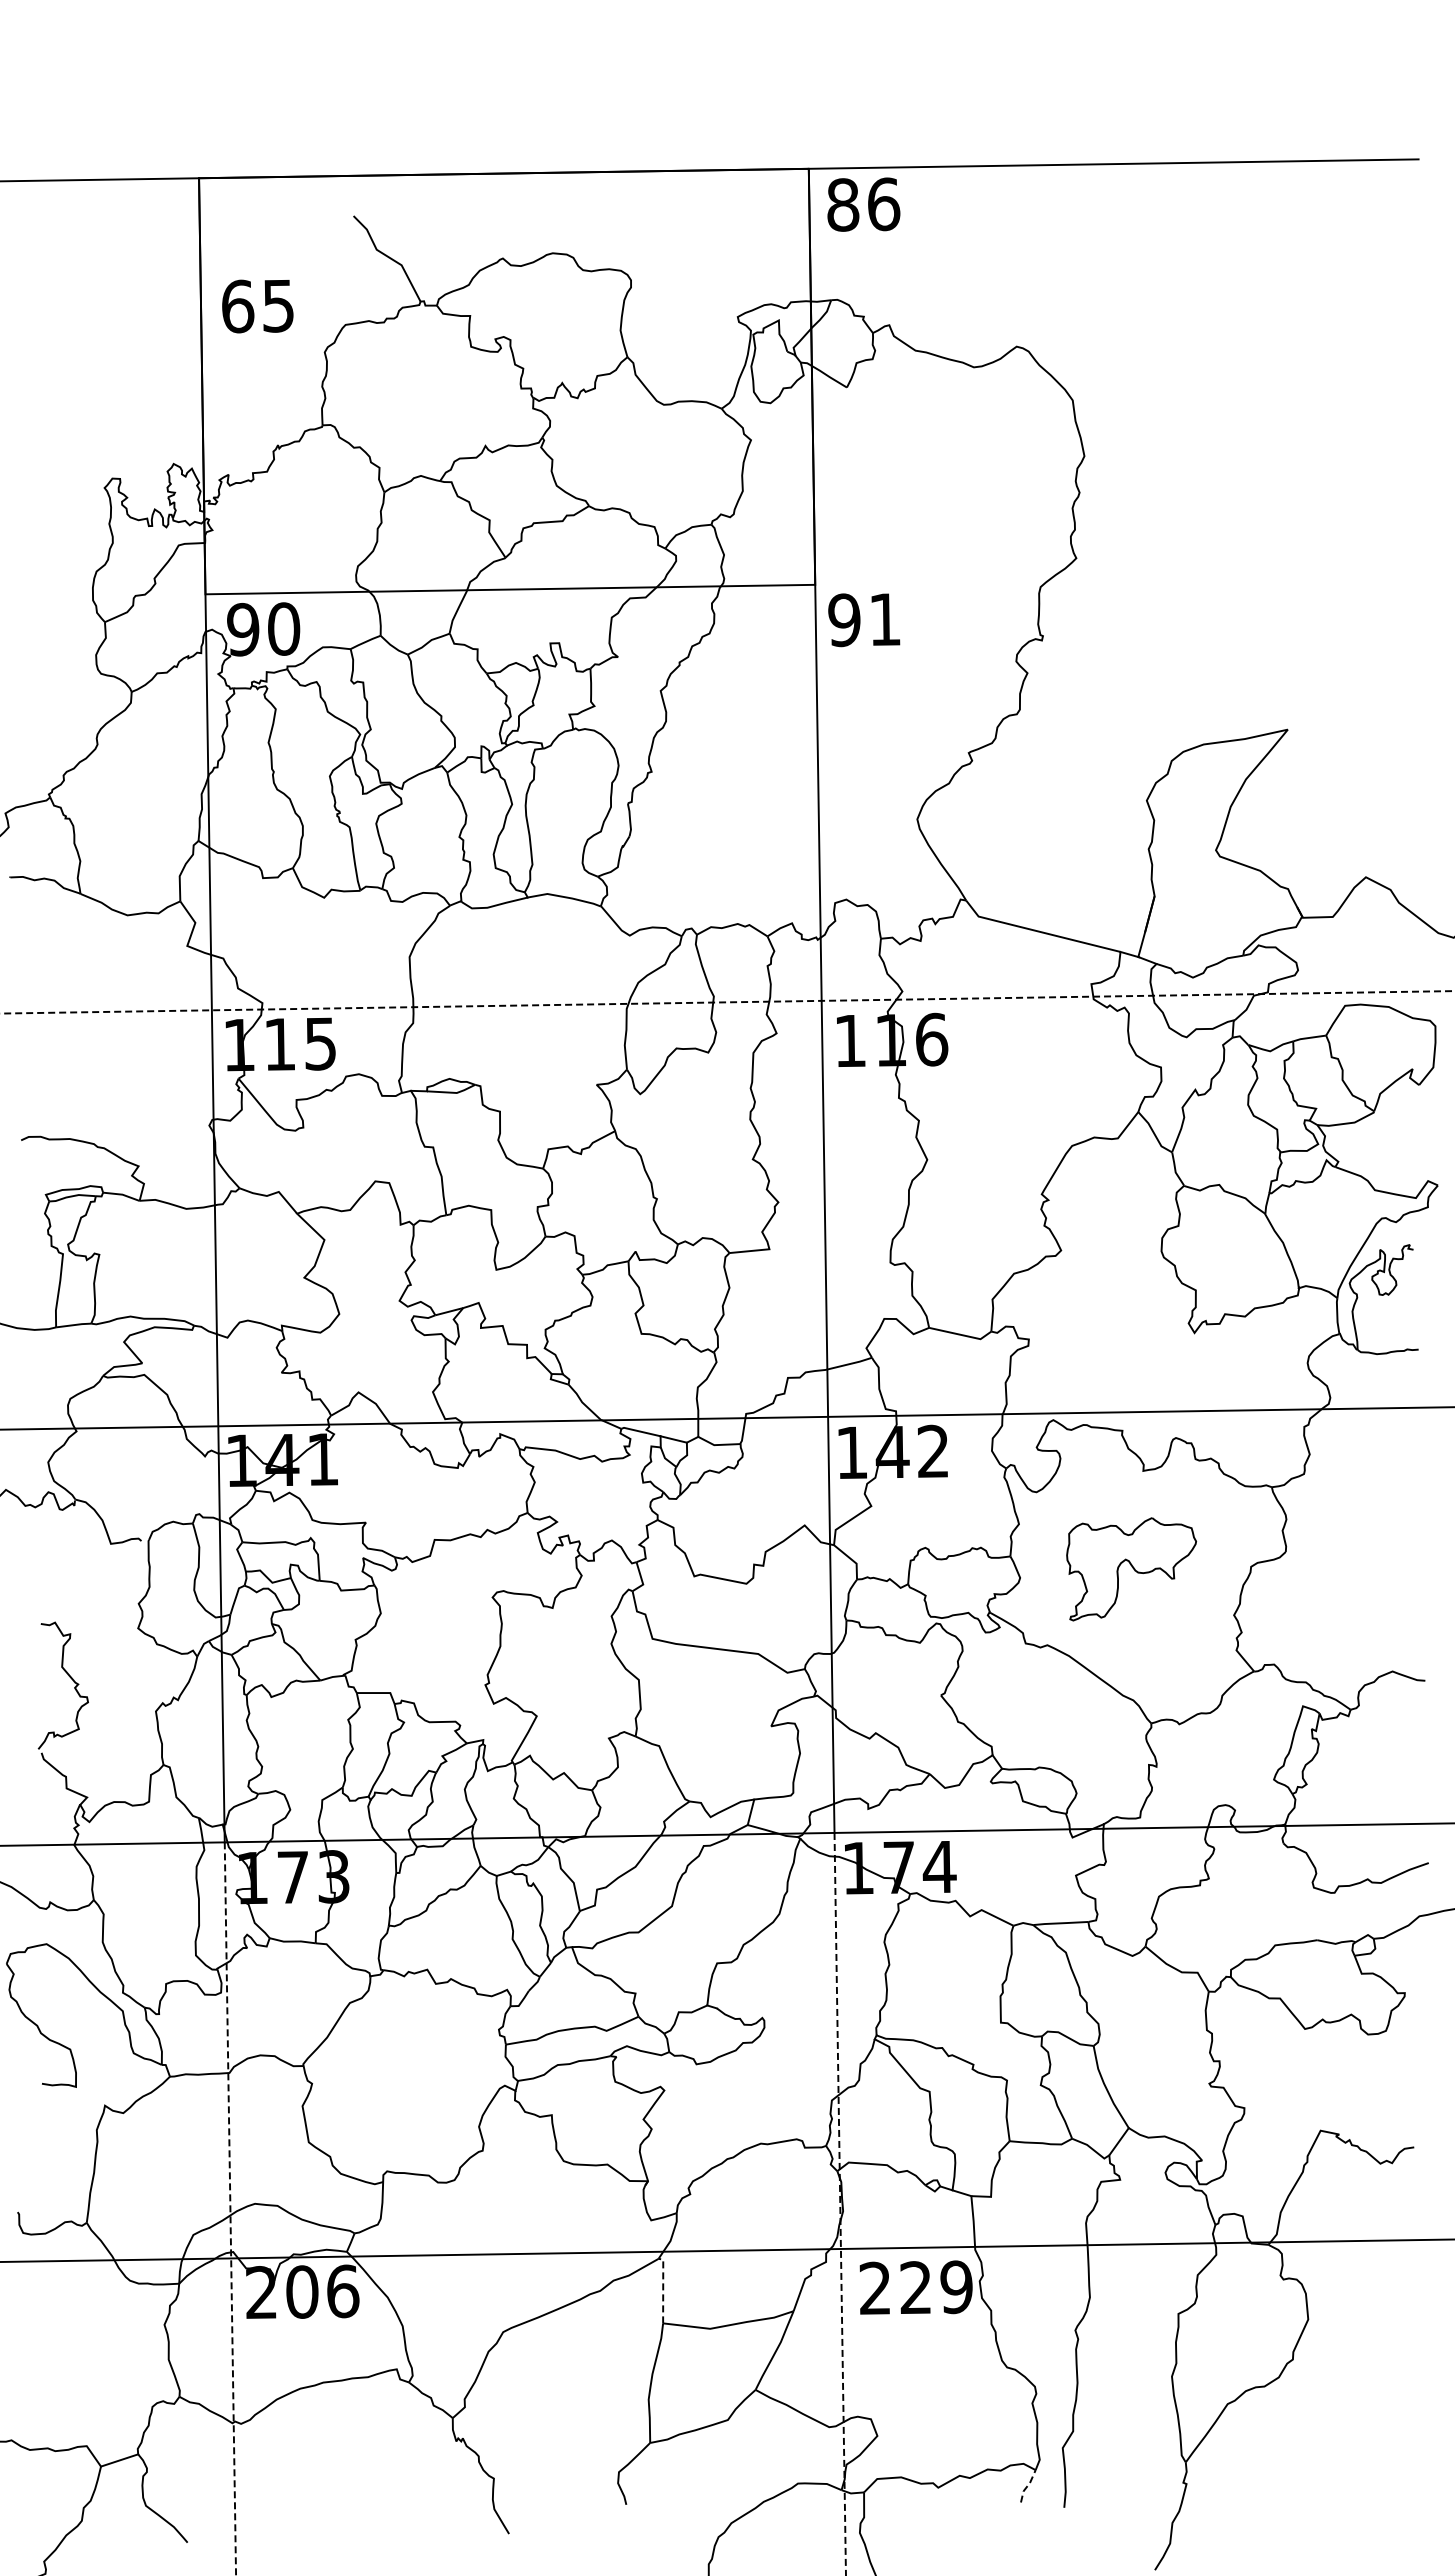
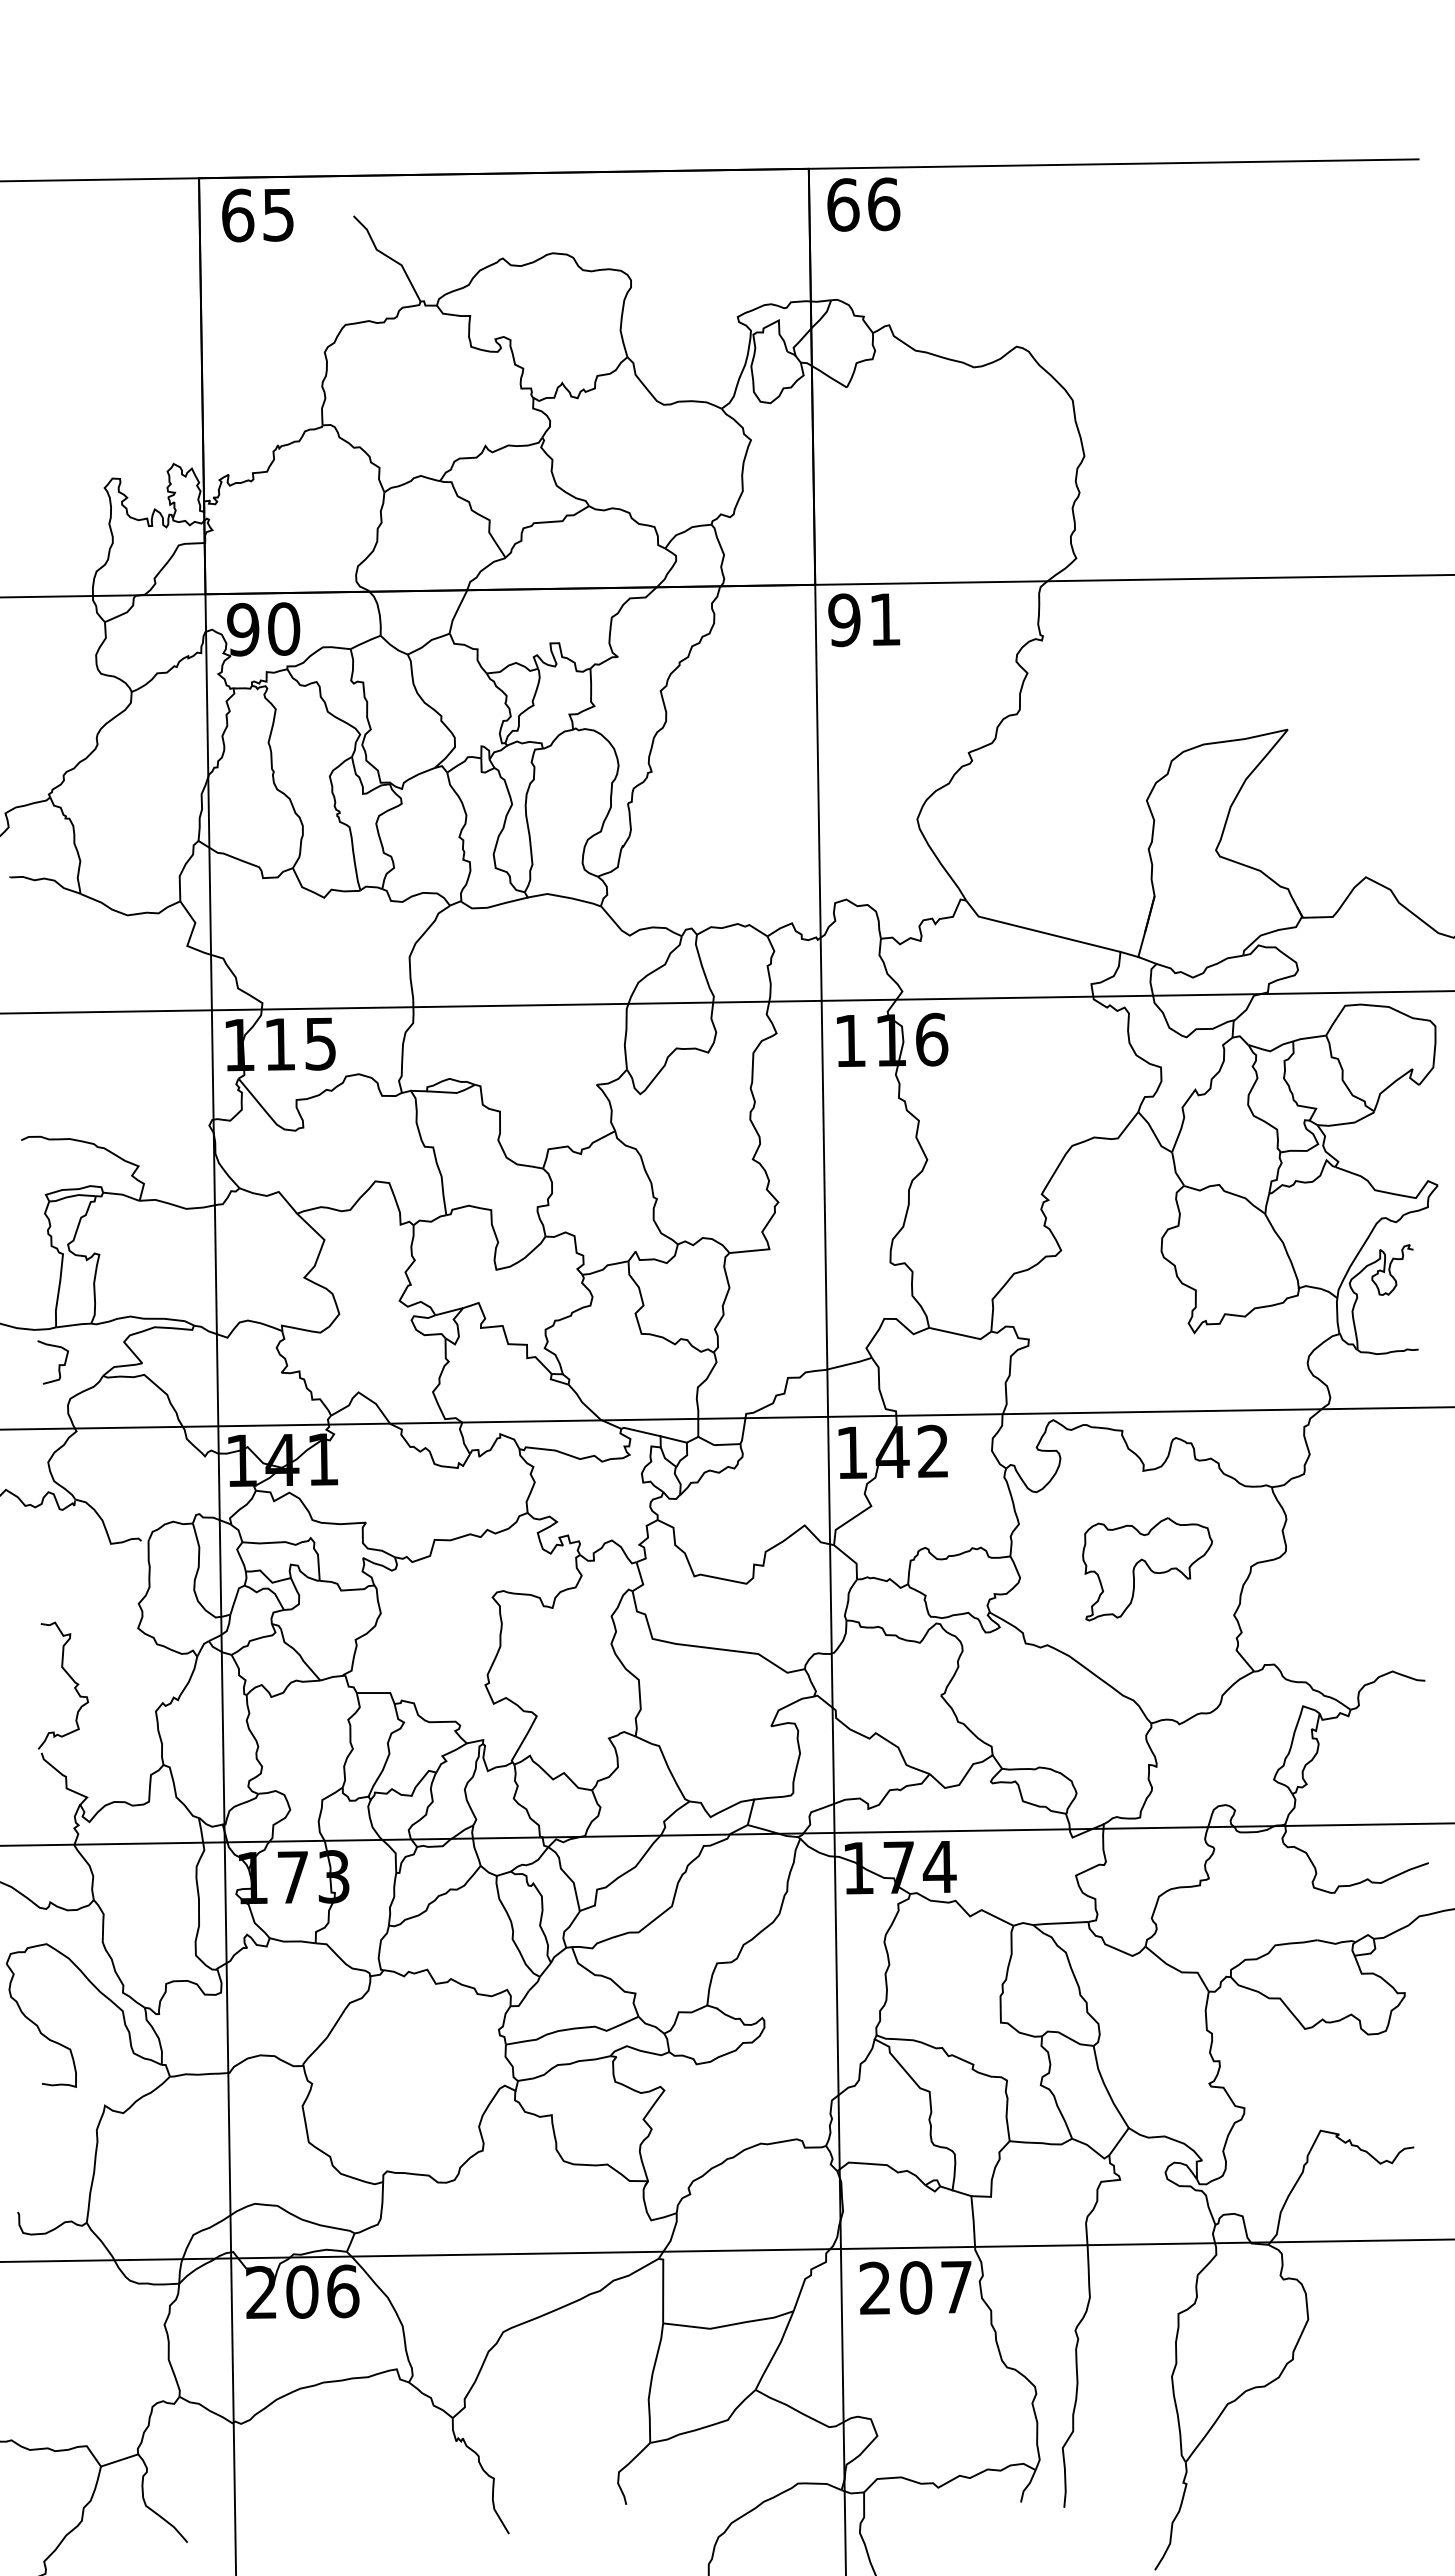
text: 86 -> 66 (843, 204)
text position: (257, 306) -> (257, 215) (257, 215)
line: none -> present (726, 586)
line: dashed -> solid (727, 1002)
curve: none -> present (58, 1364)
part position: (1131, 1569) -> (1147, 1569) (1147, 1569)
line: dashed -> solid (840, 2204)
line: dashed -> solid (230, 2209)
text: 229 -> 207 (936, 2287)
line: dashed -> solid (663, 2288)
line: dashed -> solid (1027, 2485)
